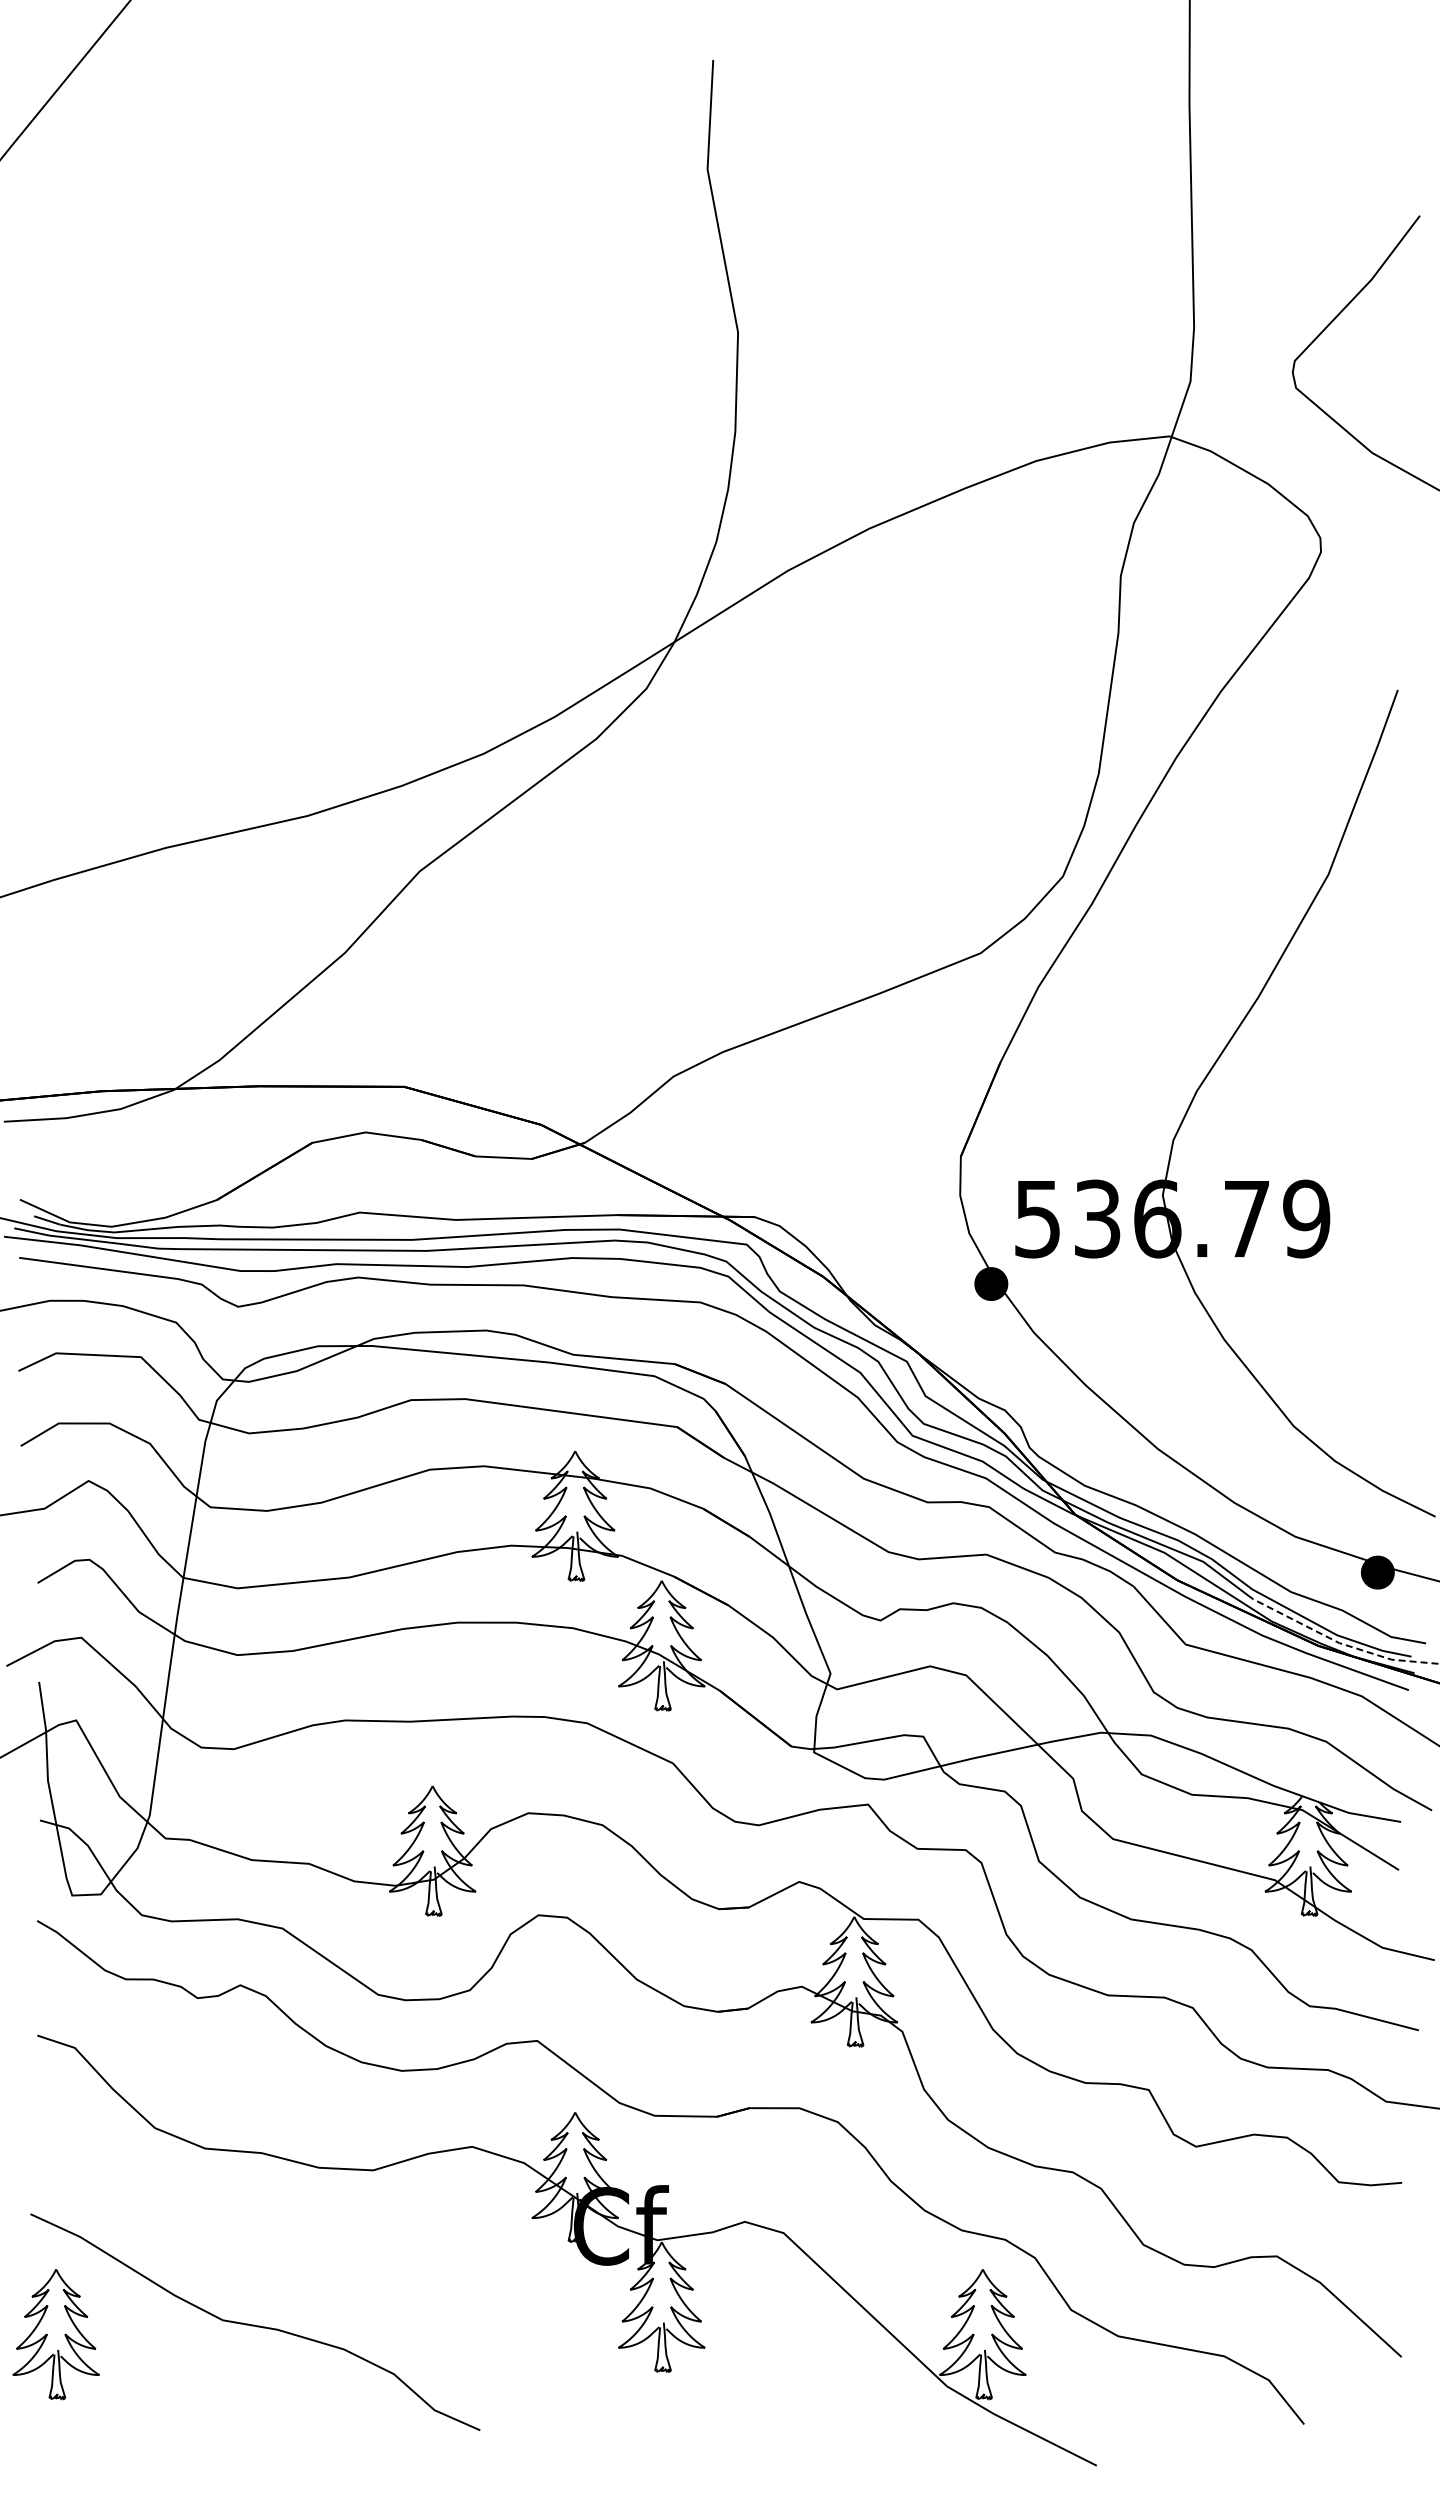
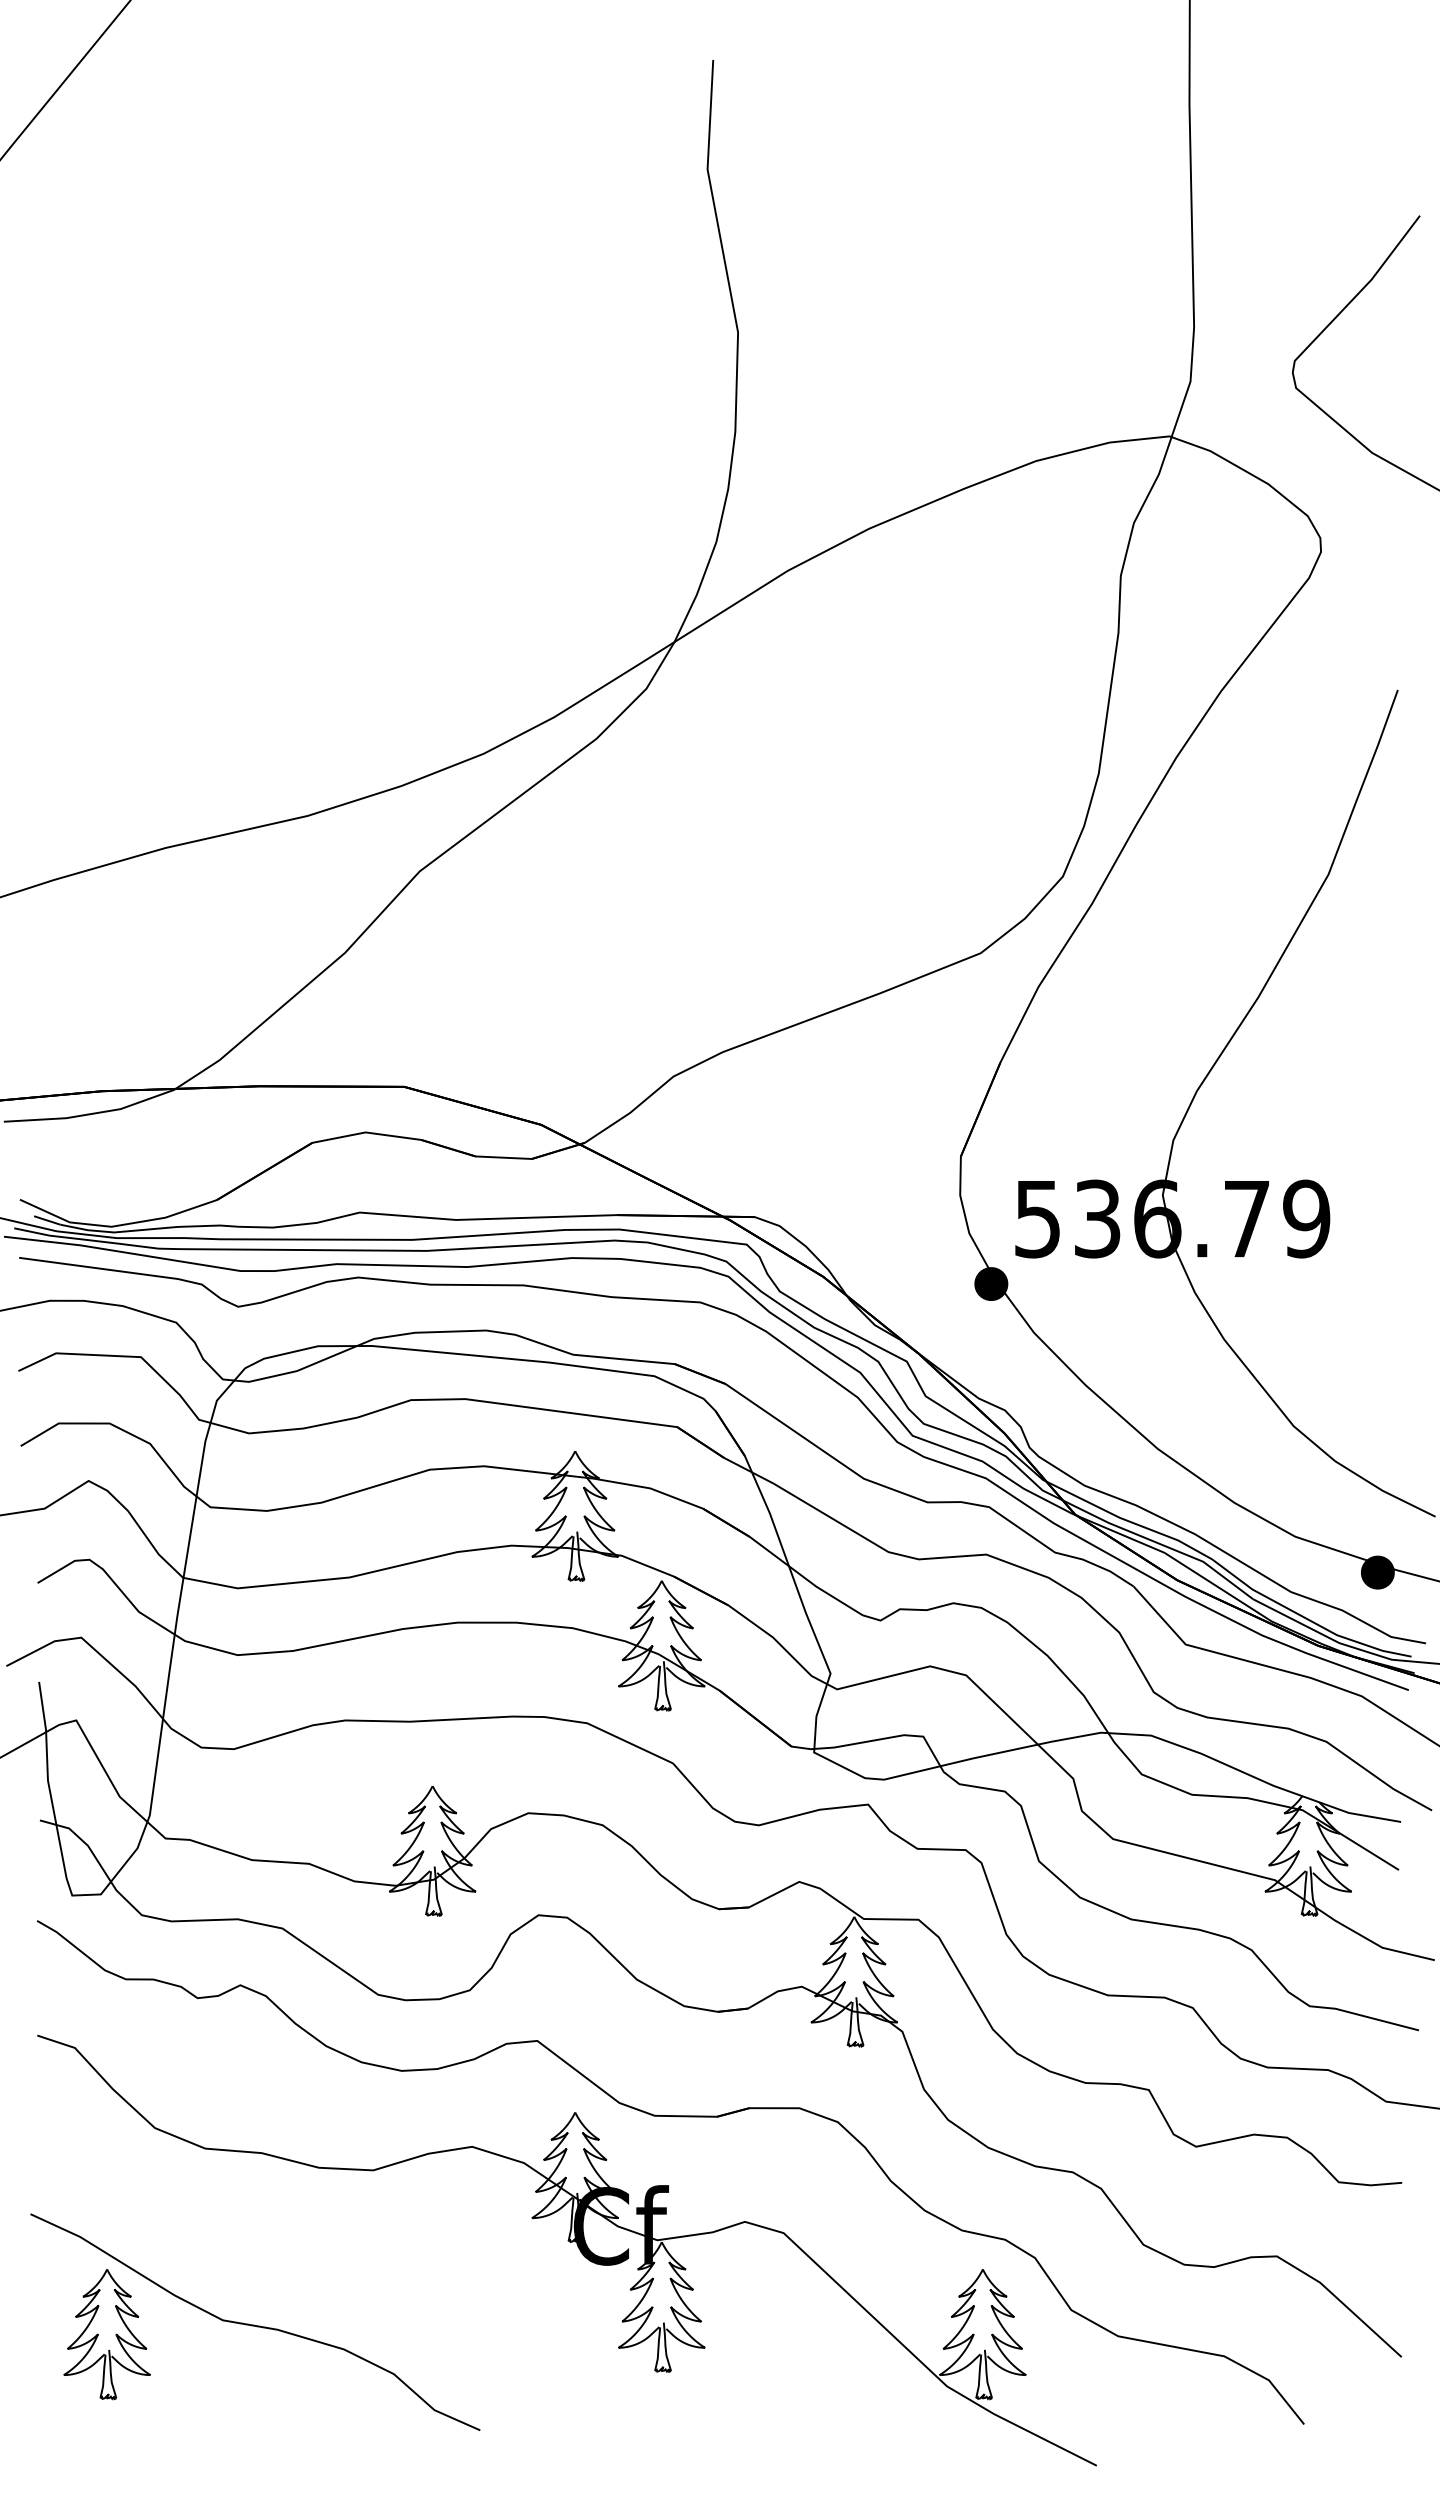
line: dashed -> solid (1342, 1644)
part position: (55, 2334) -> (106, 2334) (106, 2334)
